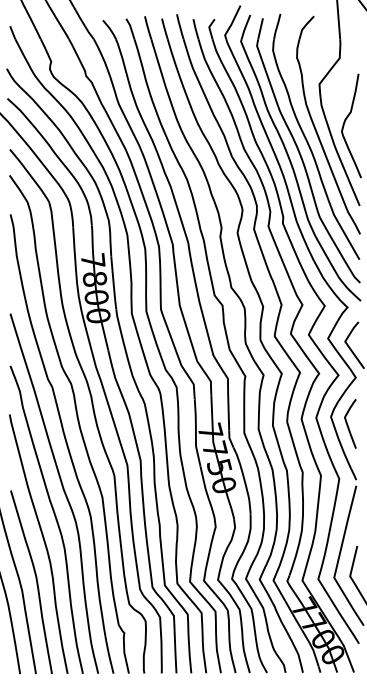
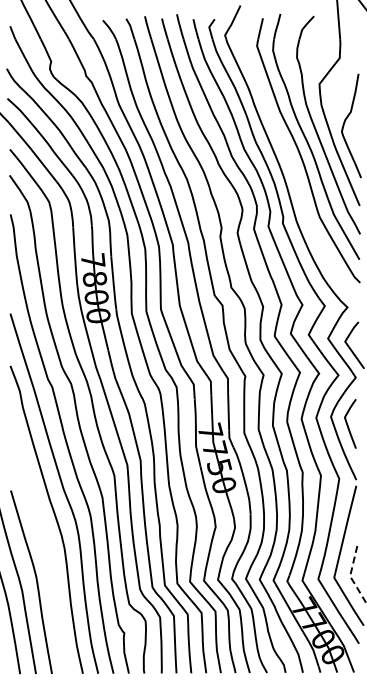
part: present -> none (291, 161)
curve: present -> none (43, 541)
line: solid -> dashed (350, 577)
